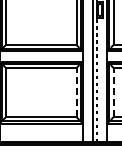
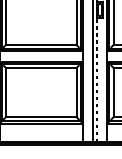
line: dashed -> solid (76, 92)
line: dashed -> solid (113, 92)
